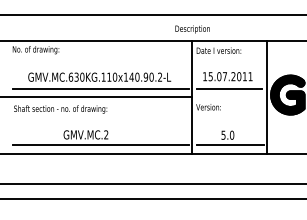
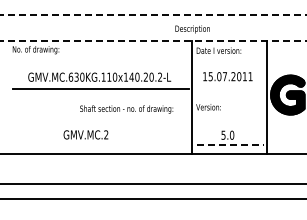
line: solid -> dashed (153, 15)
line: solid -> dashed (153, 40)
text: GMV.MC.630KG.110x140.90.2-L -> GMV.MC.630KG.110x140.20.2-L (145, 76)
line: present -> none (229, 88)
line: present -> none (96, 97)
text position: (60, 109) -> (126, 109) (126, 109)
line: present -> none (100, 145)
line: solid -> dashed (230, 145)
